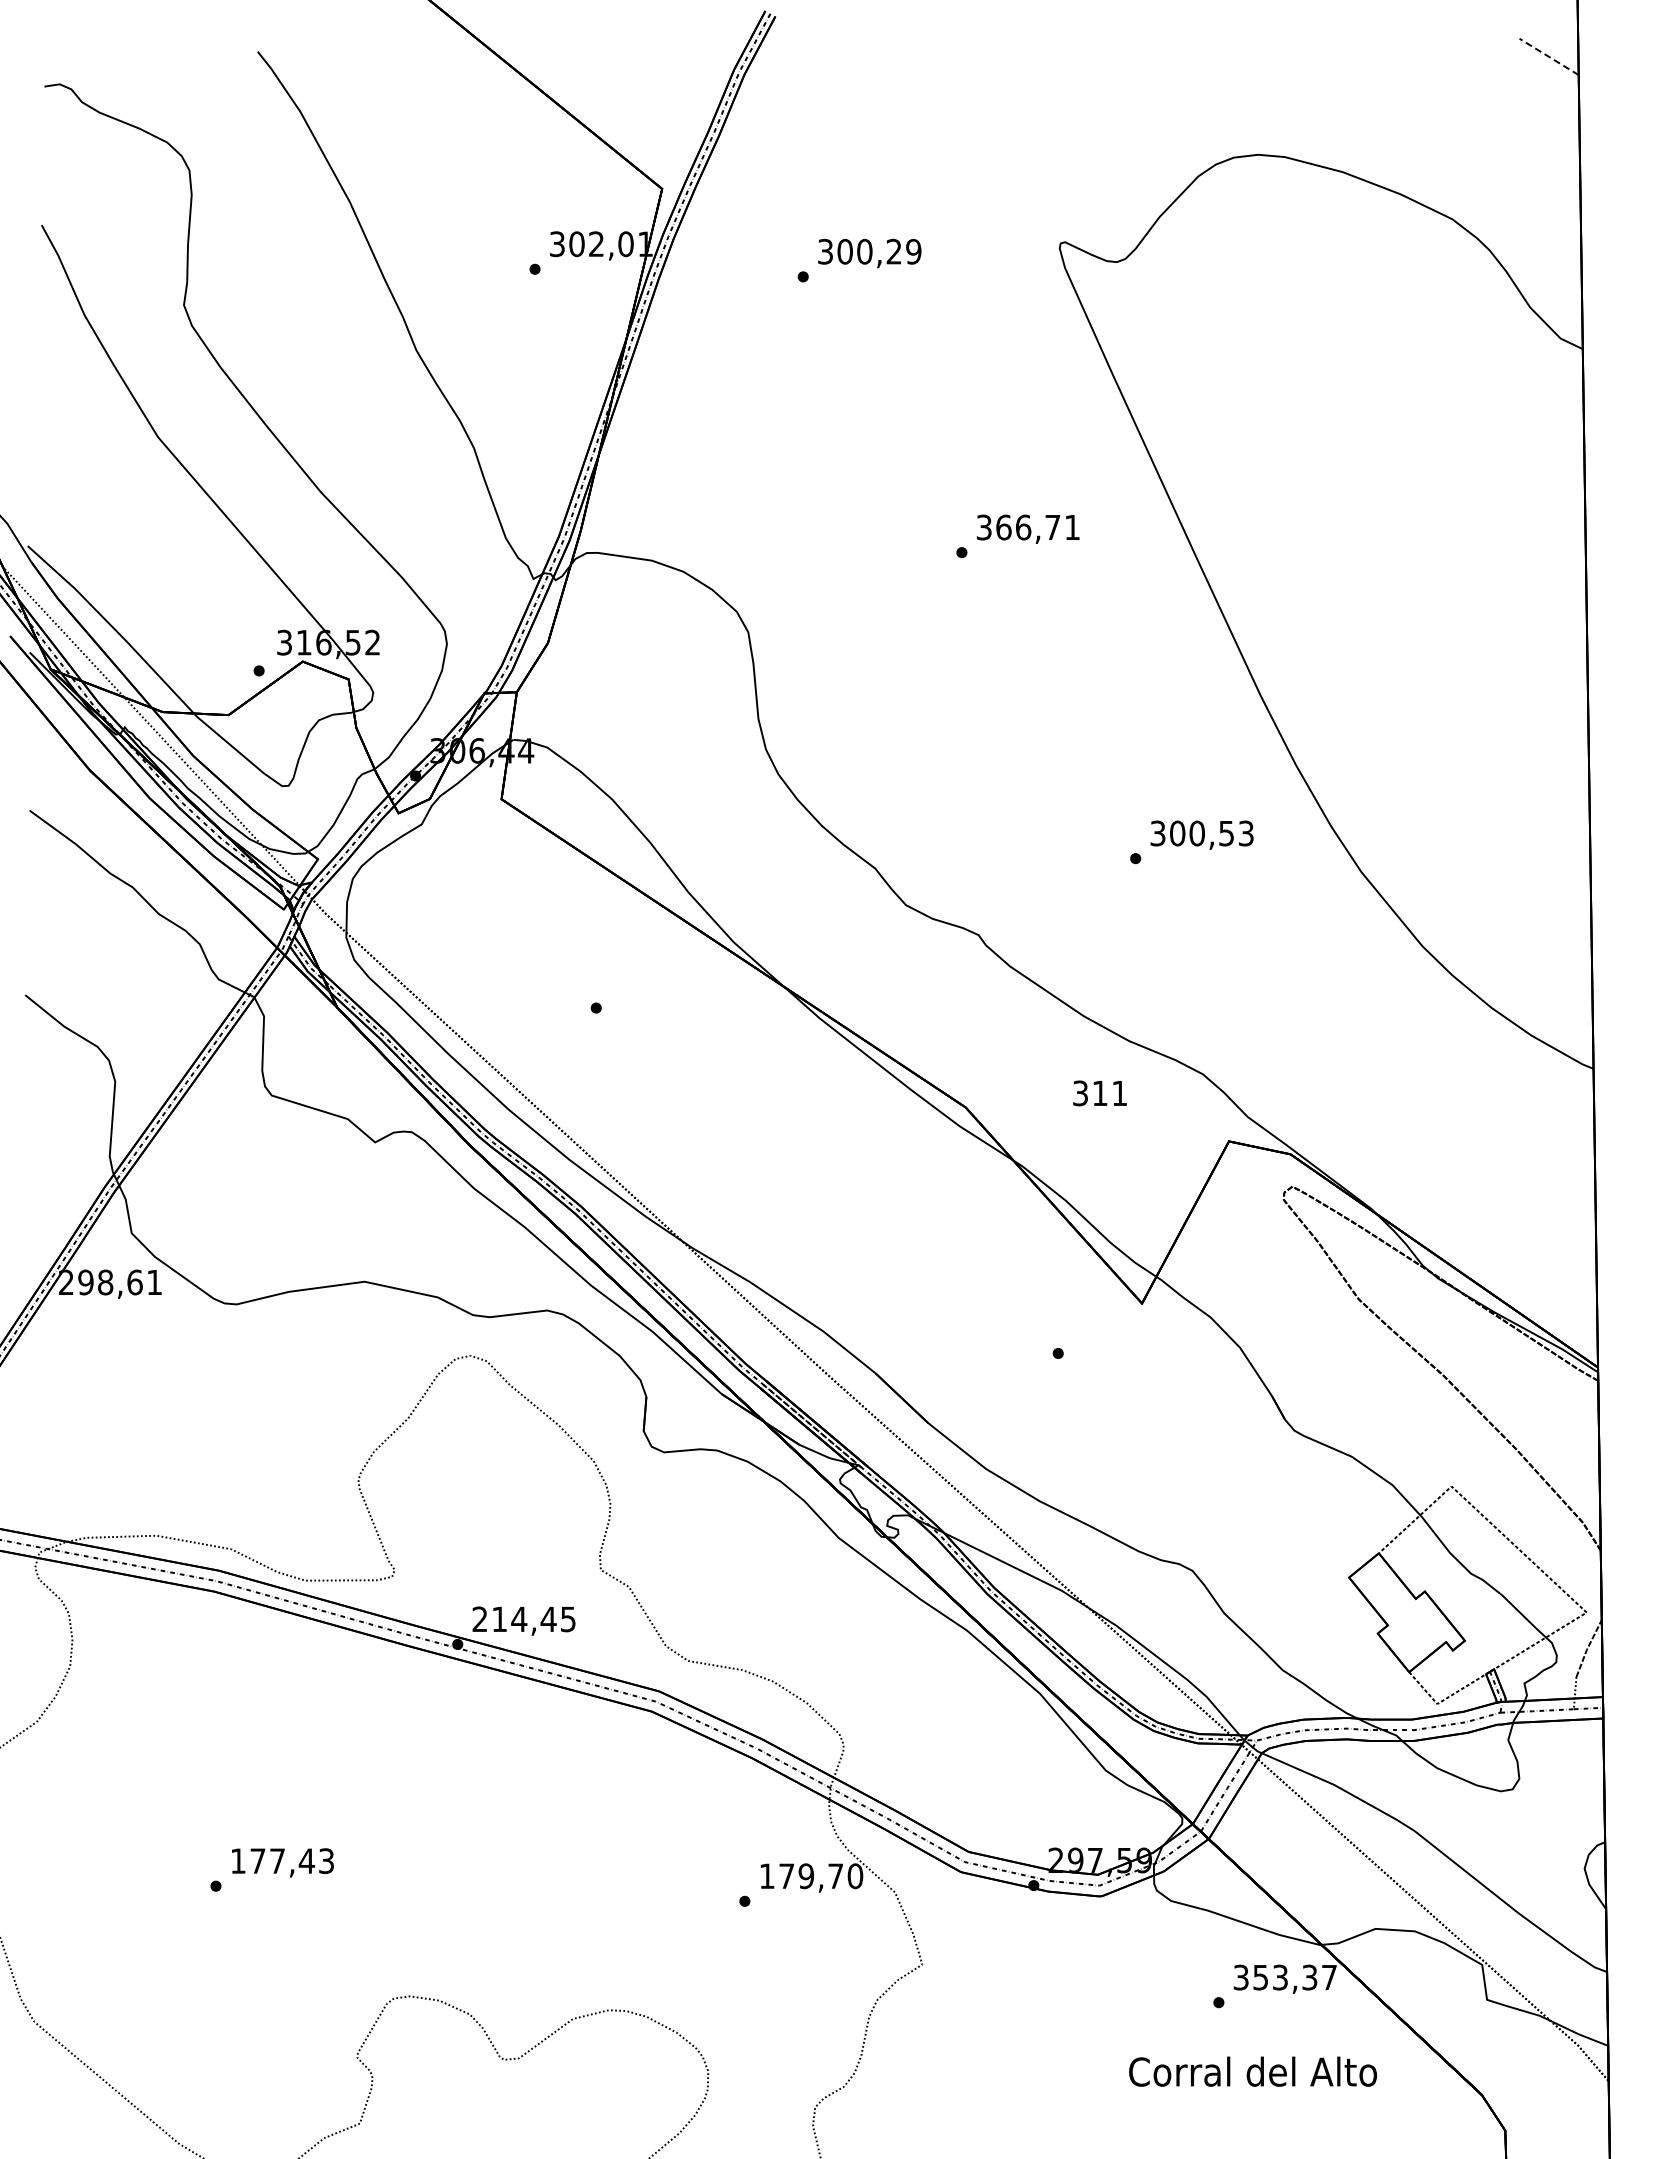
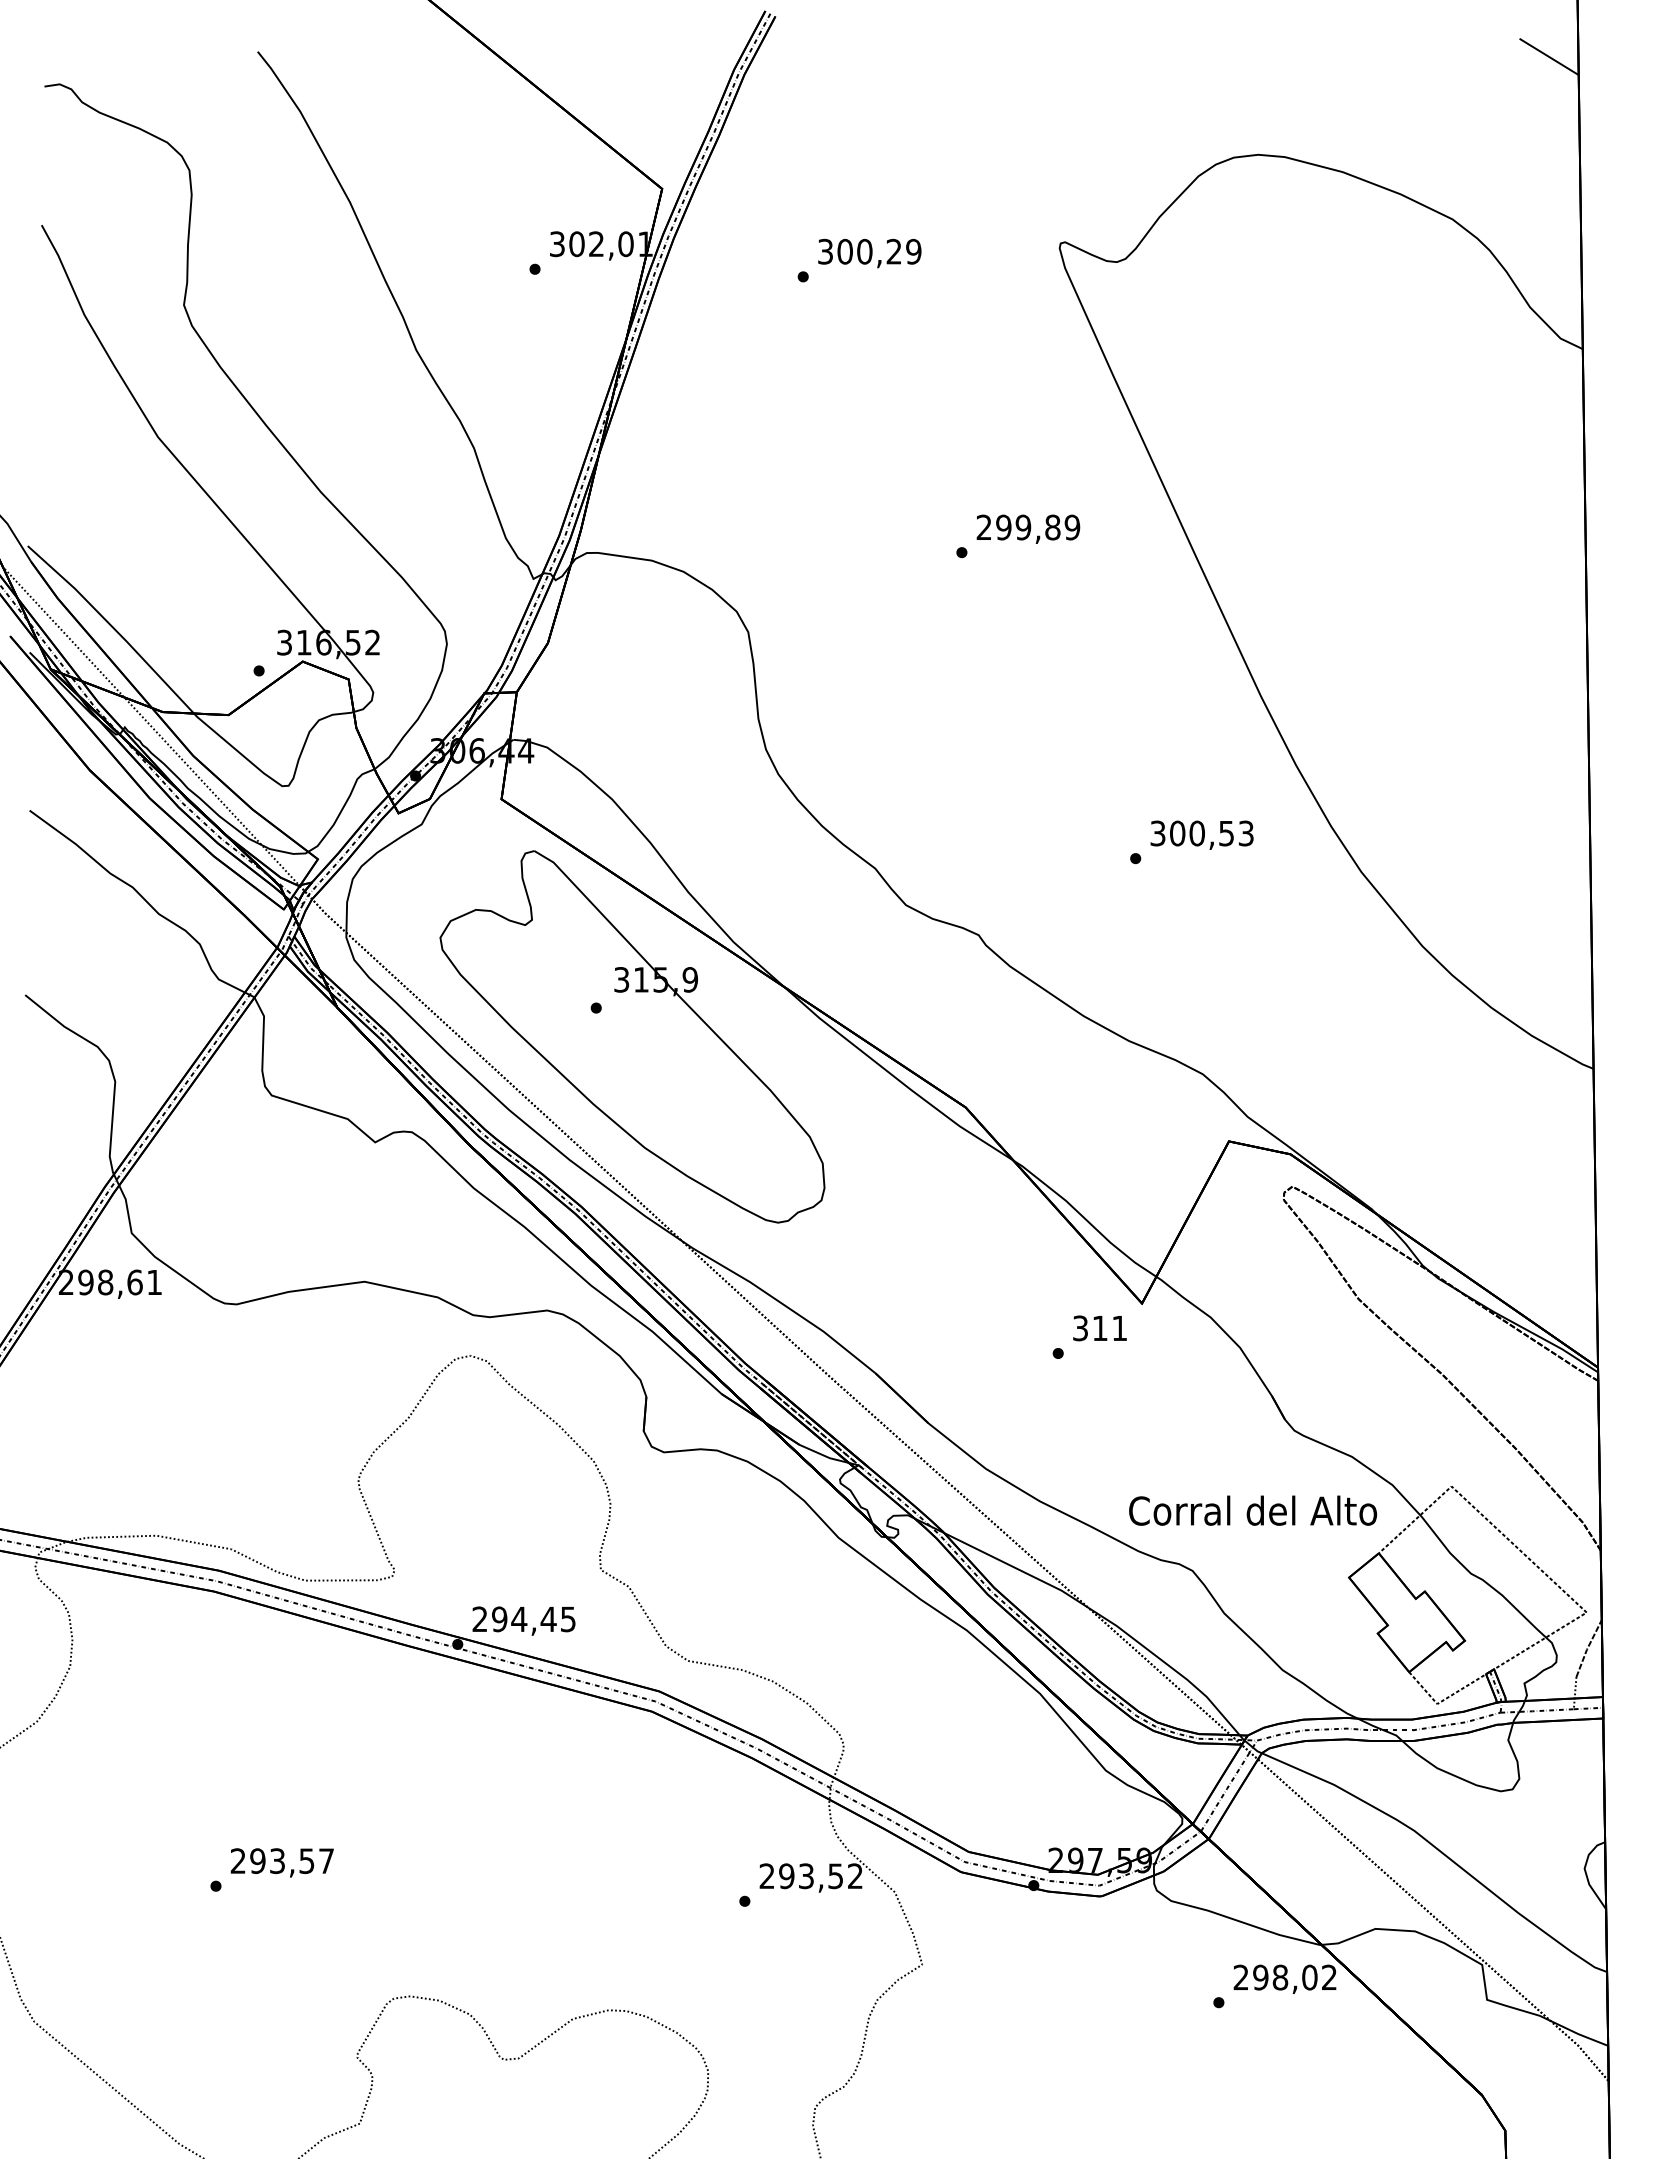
line: dashed -> solid (1549, 56)
text: 366,71 -> 299,89 (1028, 527)
part: none -> present (632, 1036)
text position: (1099, 1093) -> (1099, 1328) (1099, 1328)
text: 214,45 -> 294,45 (499, 1619)
text: 177,43 -> 293,57 (281, 1861)
text: 179,70 -> 293,52 (811, 1876)
text: 353,37 -> 298,02 (1284, 1977)
text position: (1253, 2071) -> (1253, 1510) (1253, 1510)
